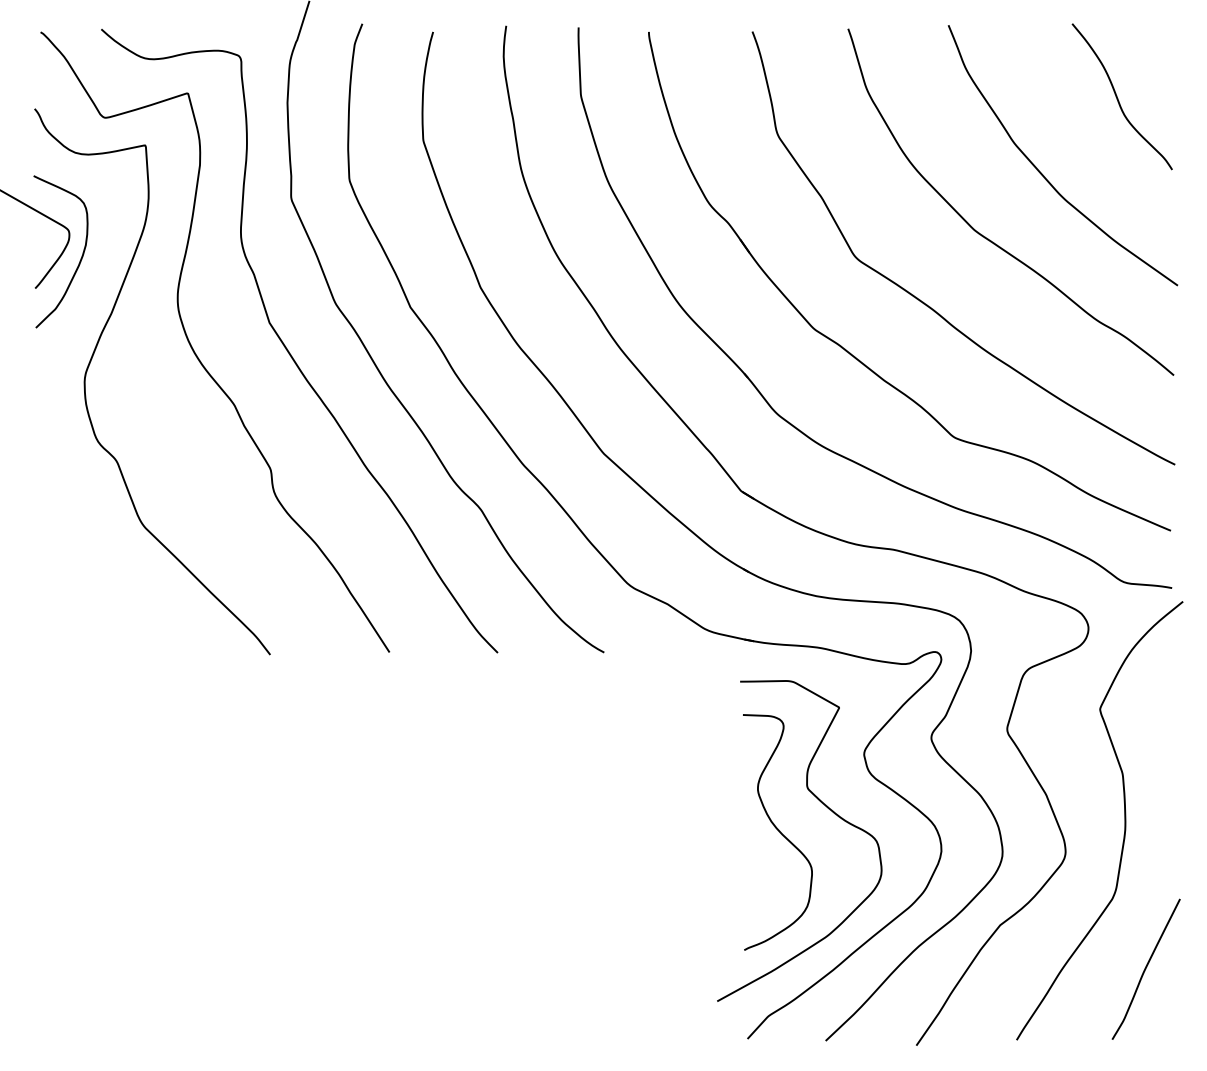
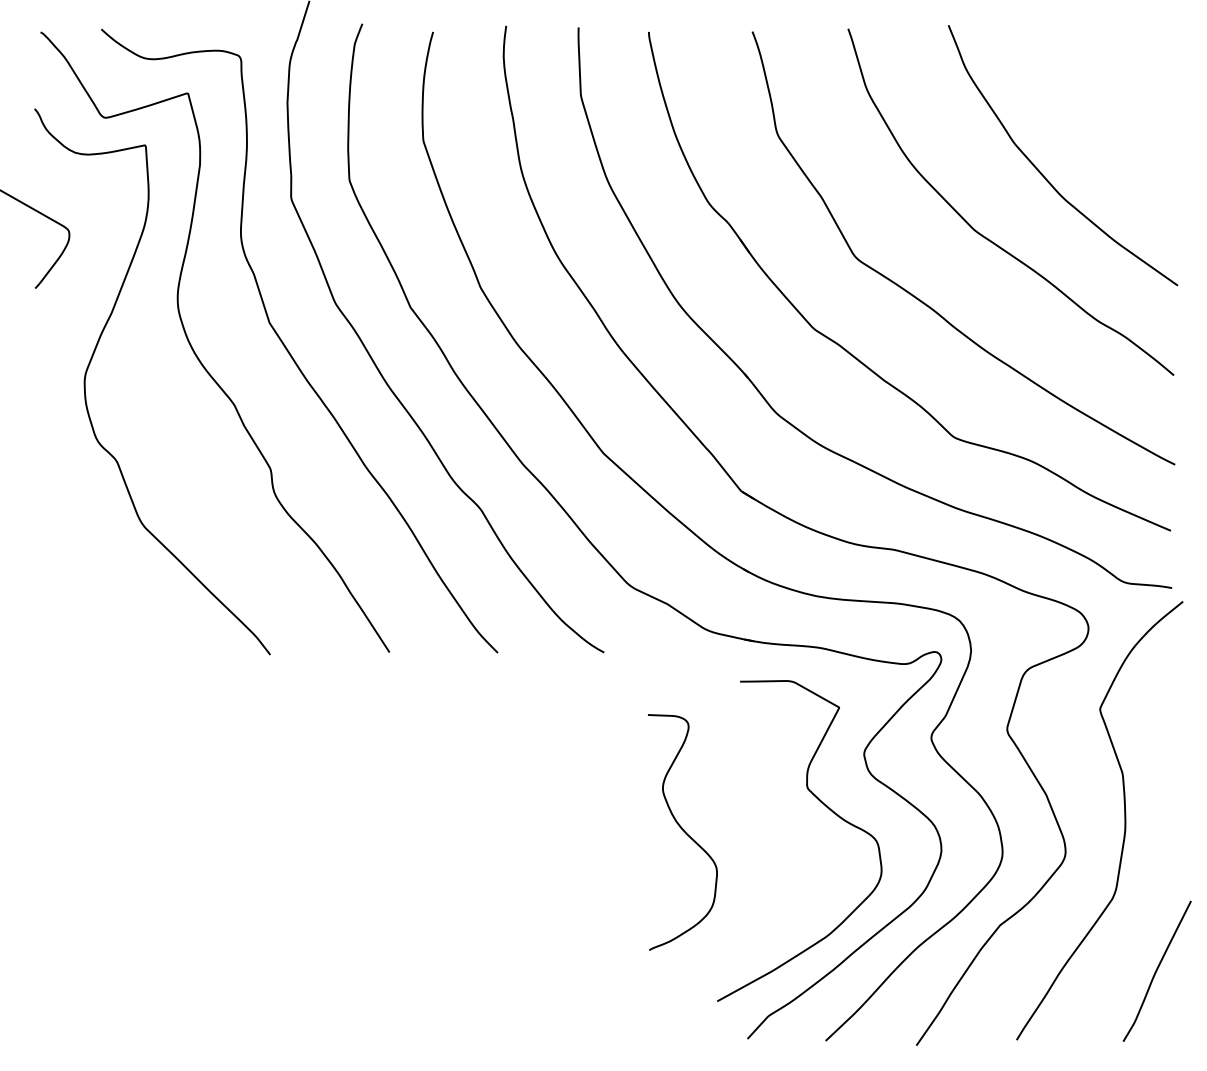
curve: present -> none (1118, 98)
curve: present -> none (79, 260)
curve position: (778, 831) -> (683, 831) (683, 831)
curve position: (1145, 968) -> (1156, 970) (1156, 970)
